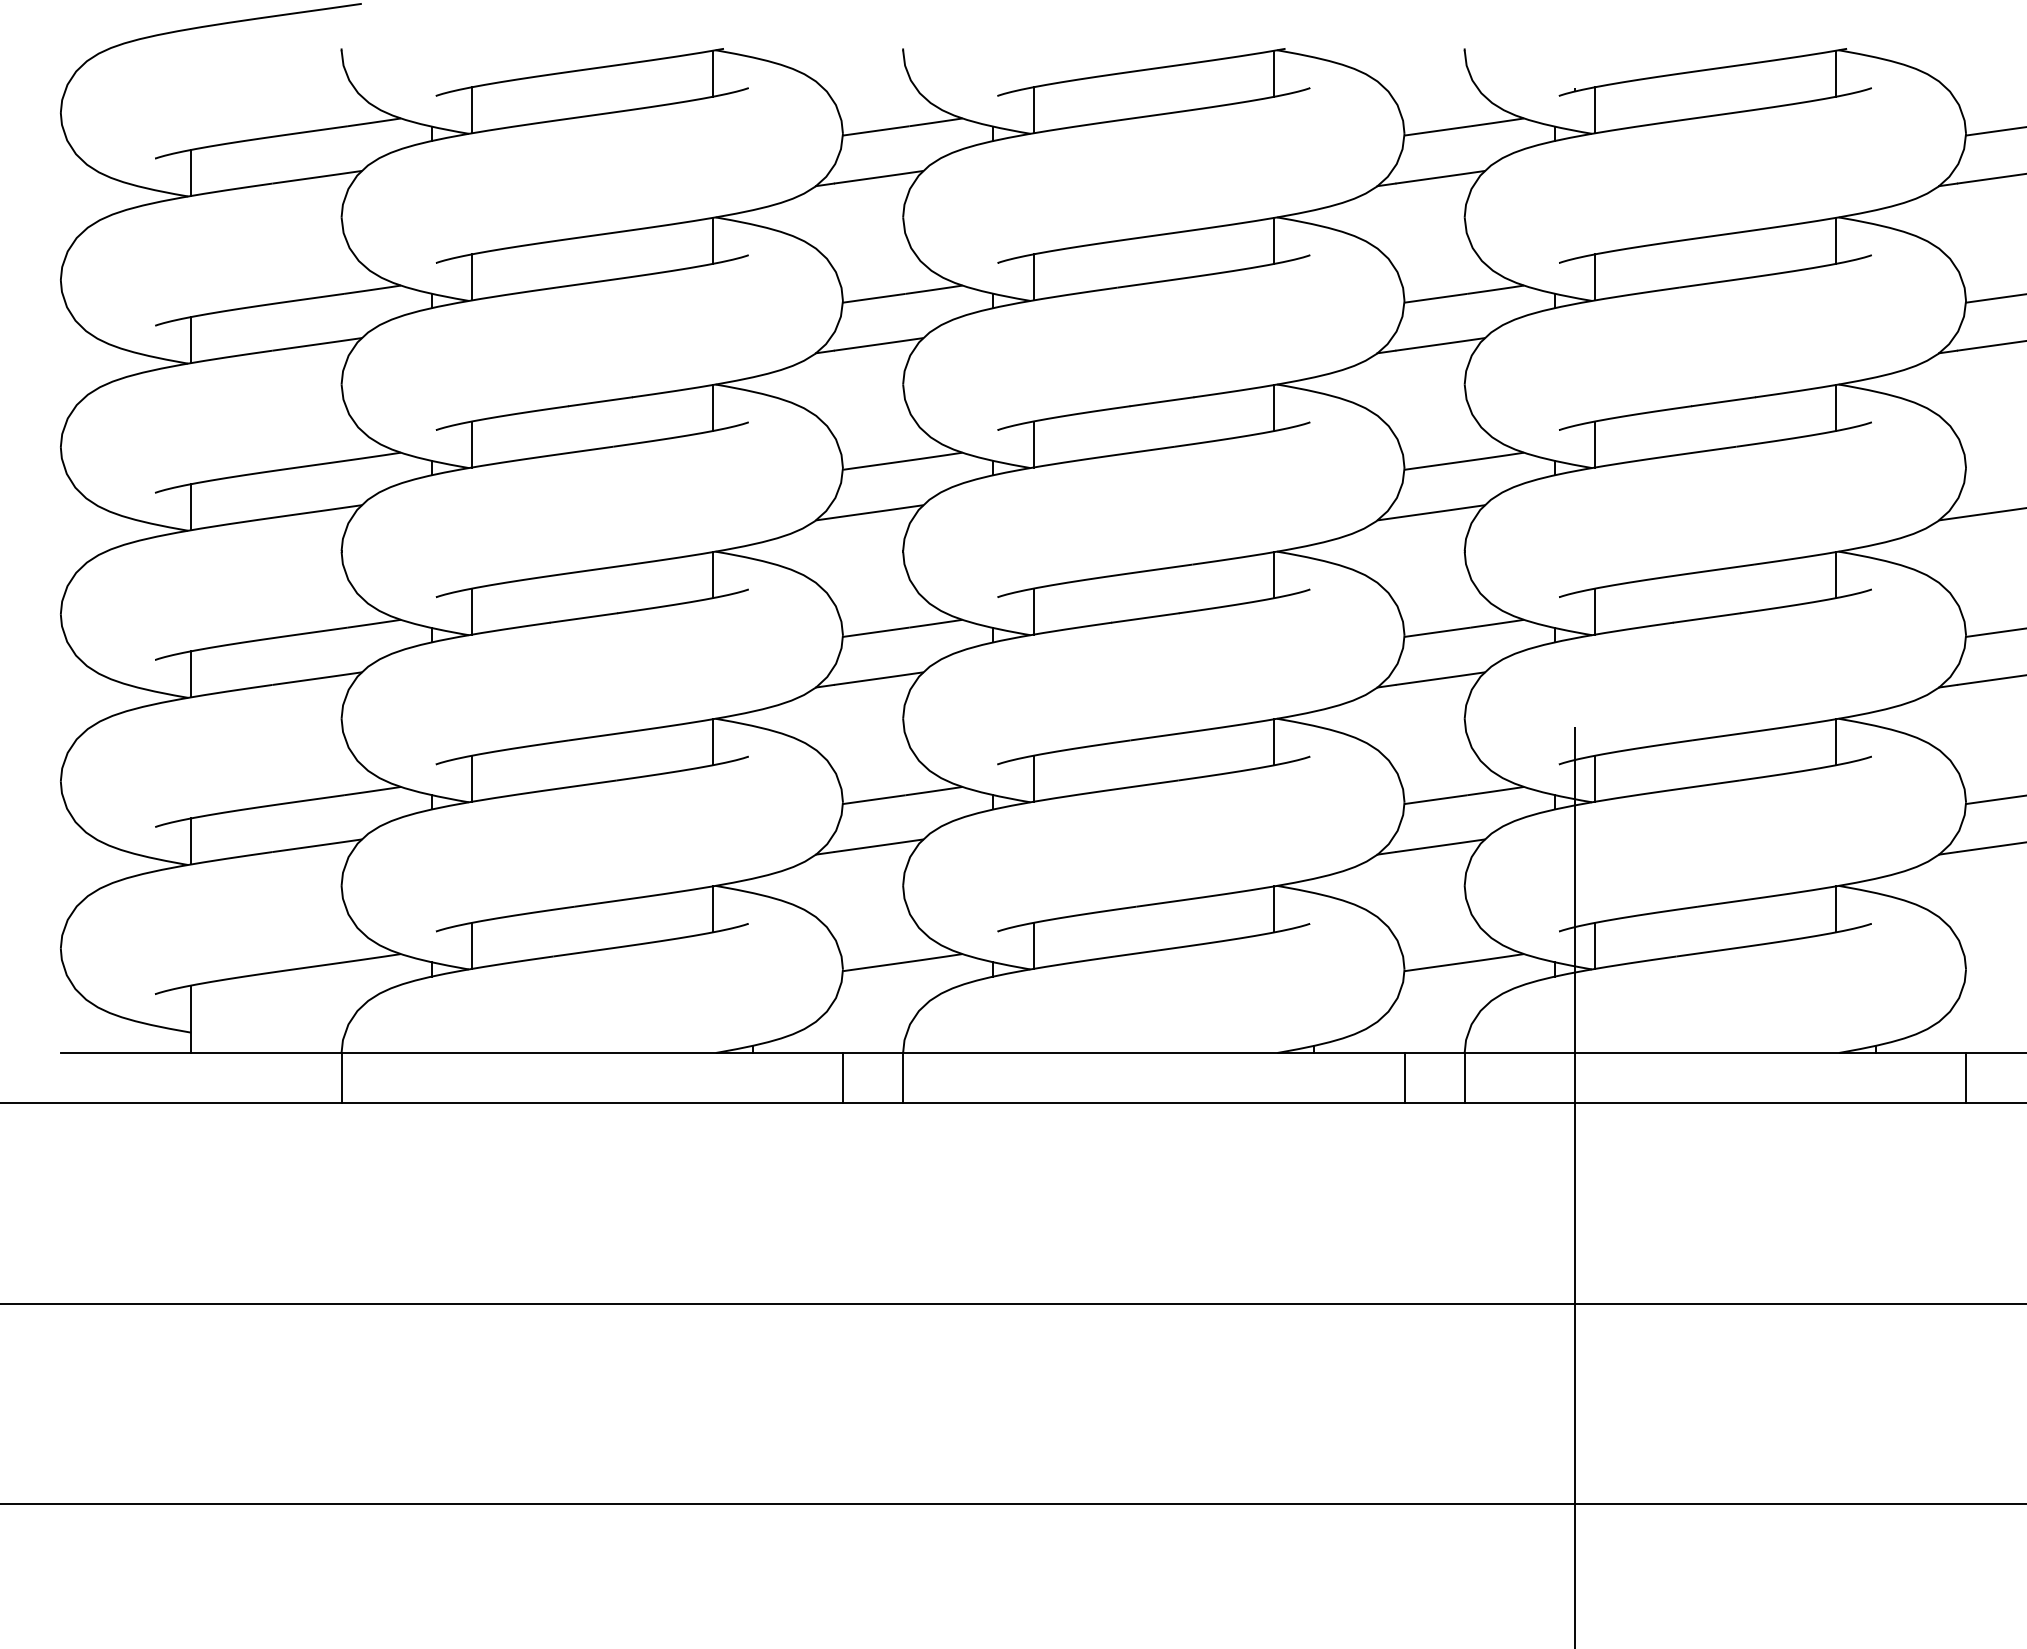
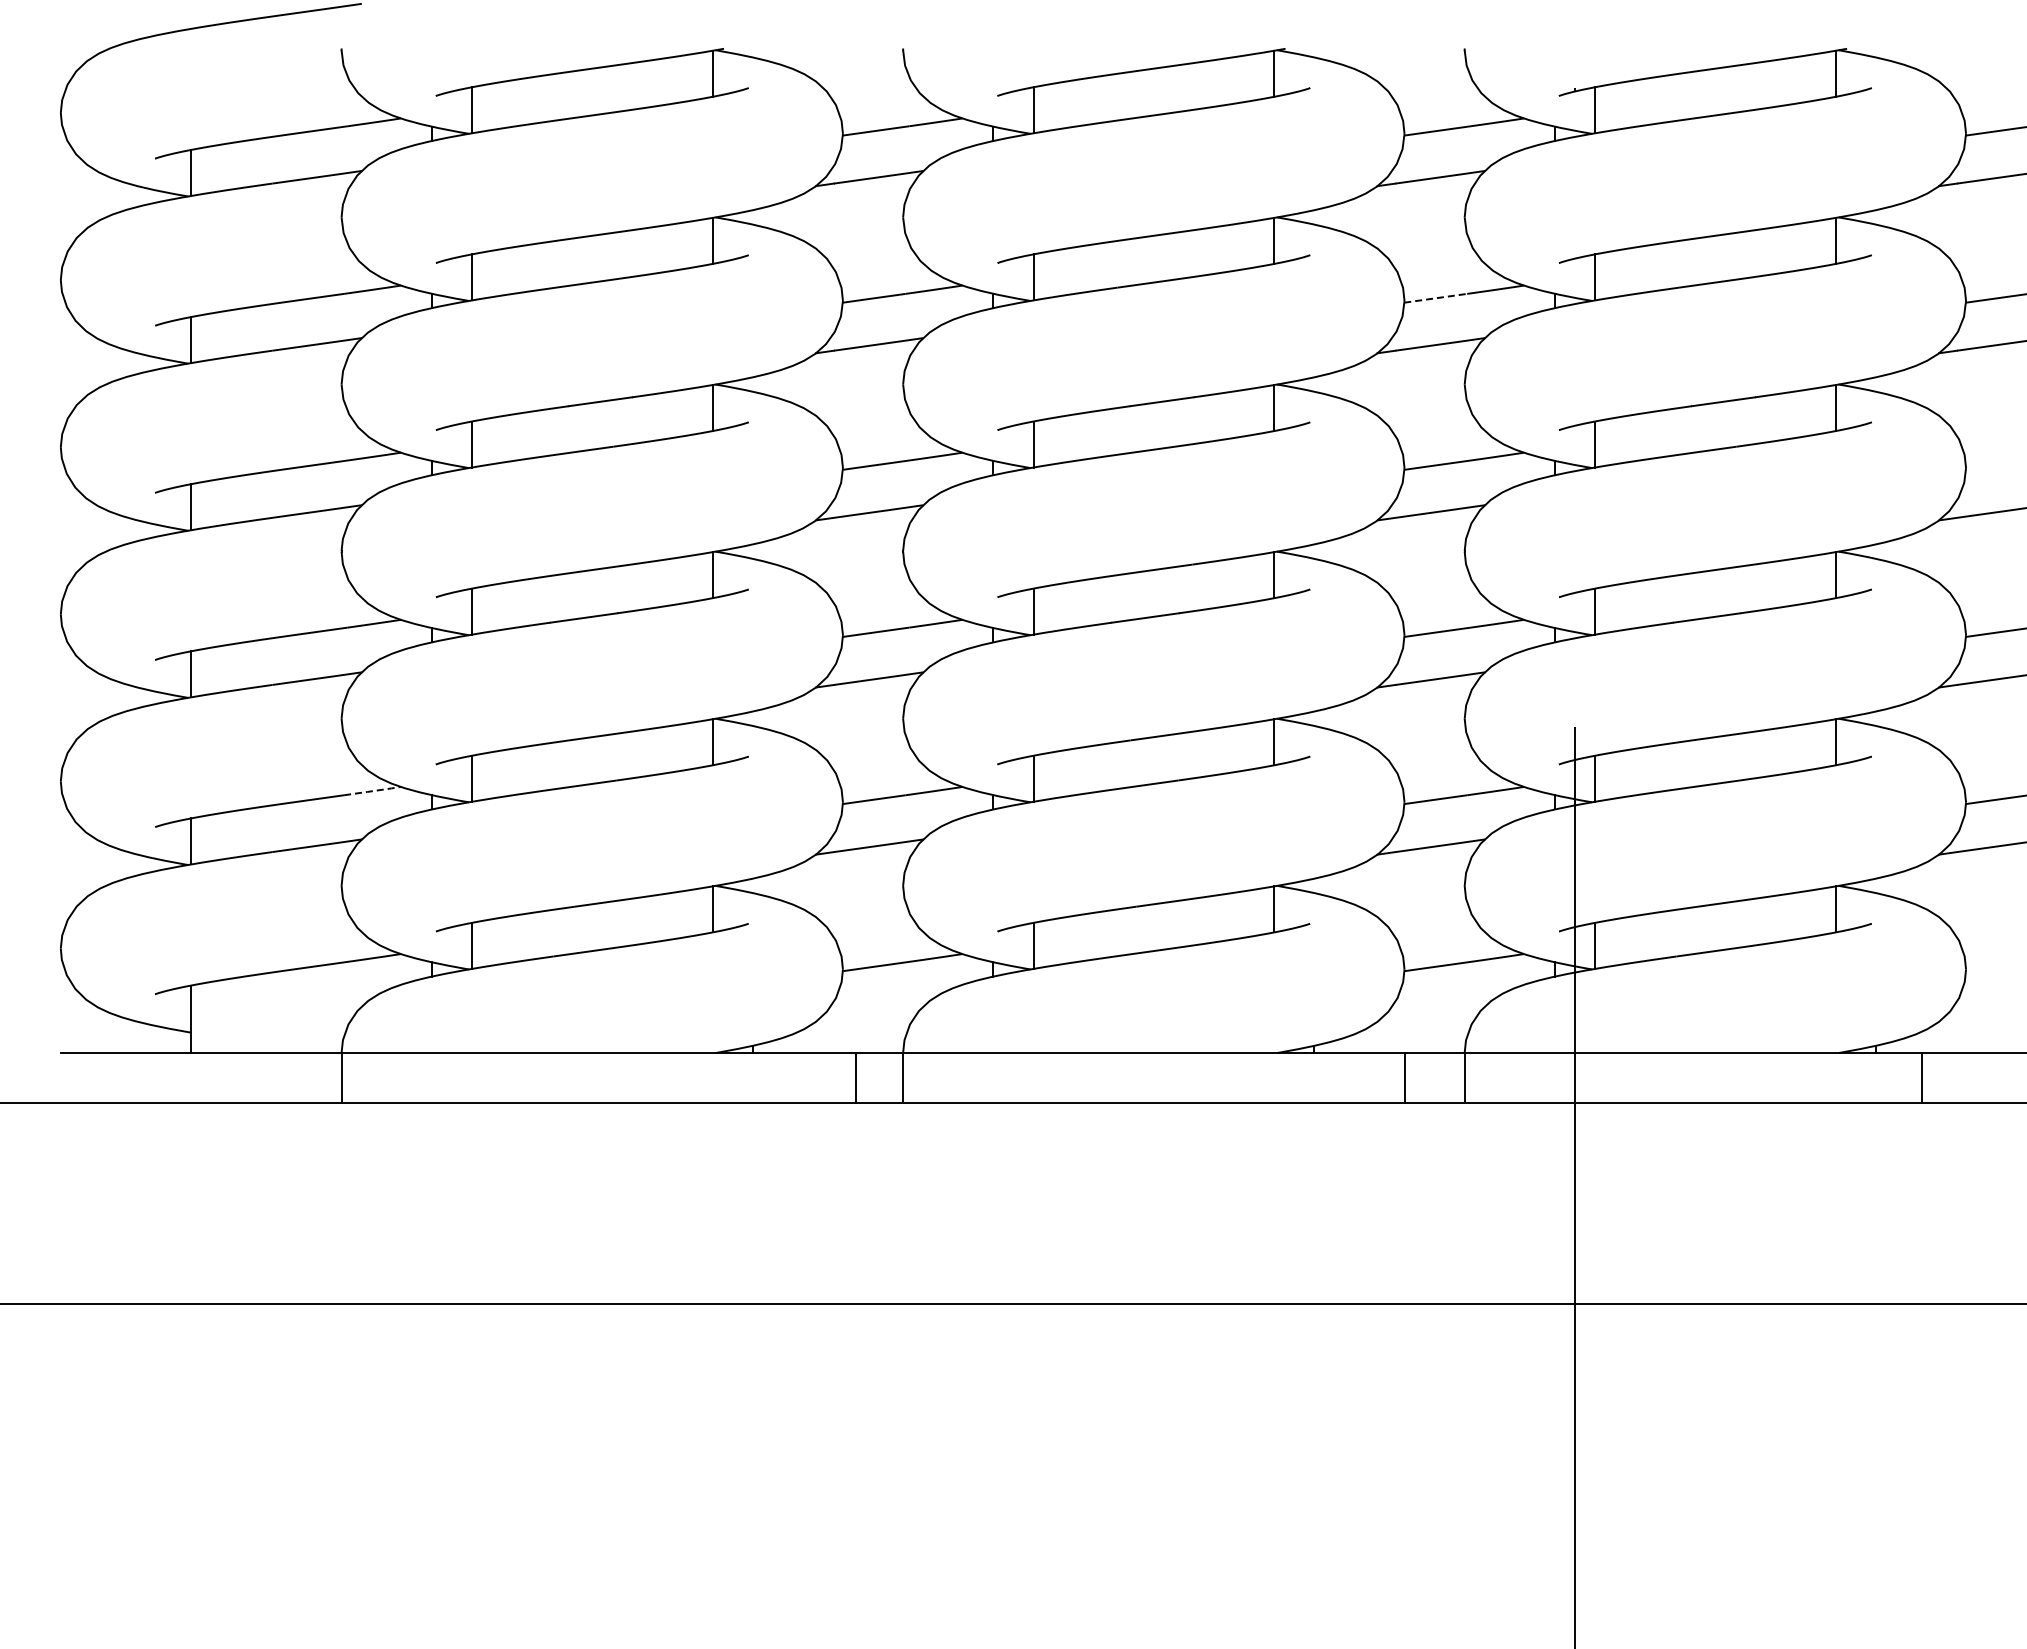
line: solid -> dashed (1435, 298)
line: solid -> dashed (373, 791)
line position: (842, 1078) -> (855, 1078) (855, 1078)
line position: (1966, 1078) -> (1922, 1078) (1922, 1078)
line: present -> none (1012, 1504)
